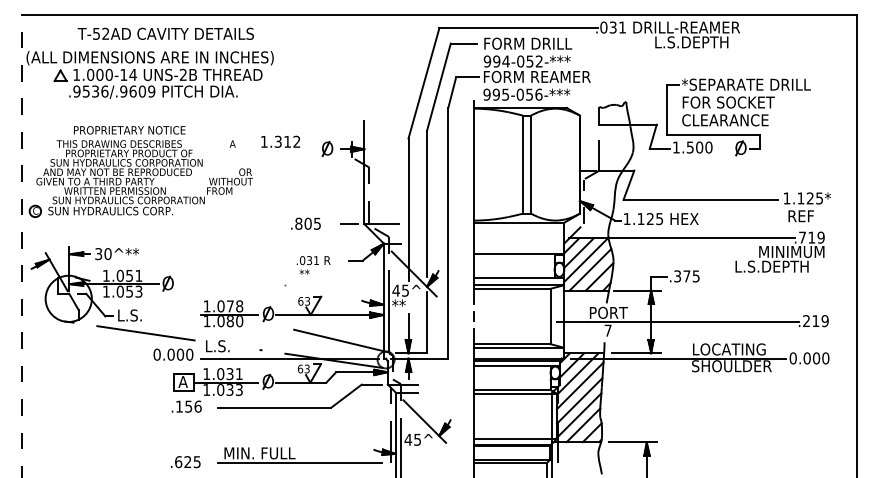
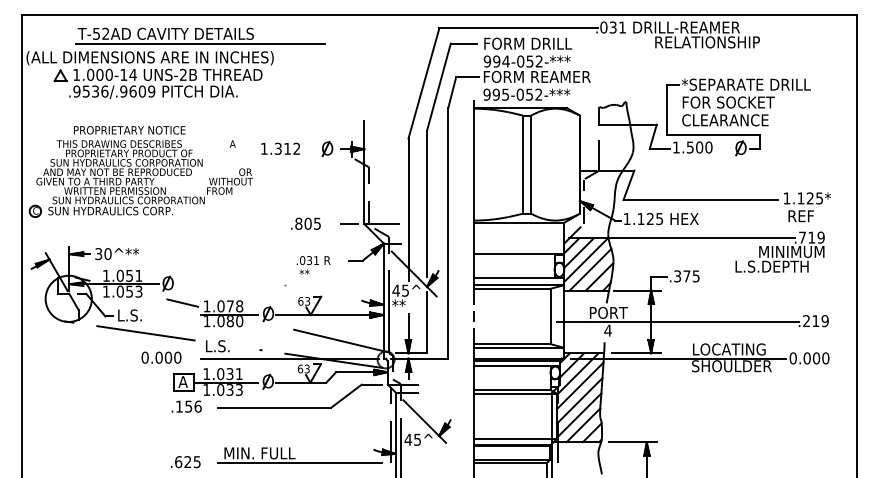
text: L.S.DEPTH -> RELATIONSHIP (707, 42)
line: none -> present (200, 44)
text: 995-056-*** -> 995-052-*** (538, 94)
text position: (280, 141) -> (280, 148) (280, 148)
line: dashed -> solid (21, 245)
line: none -> present (182, 303)
text: 7 -> 4 (607, 330)
text position: (173, 354) -> (161, 357) (161, 357)
